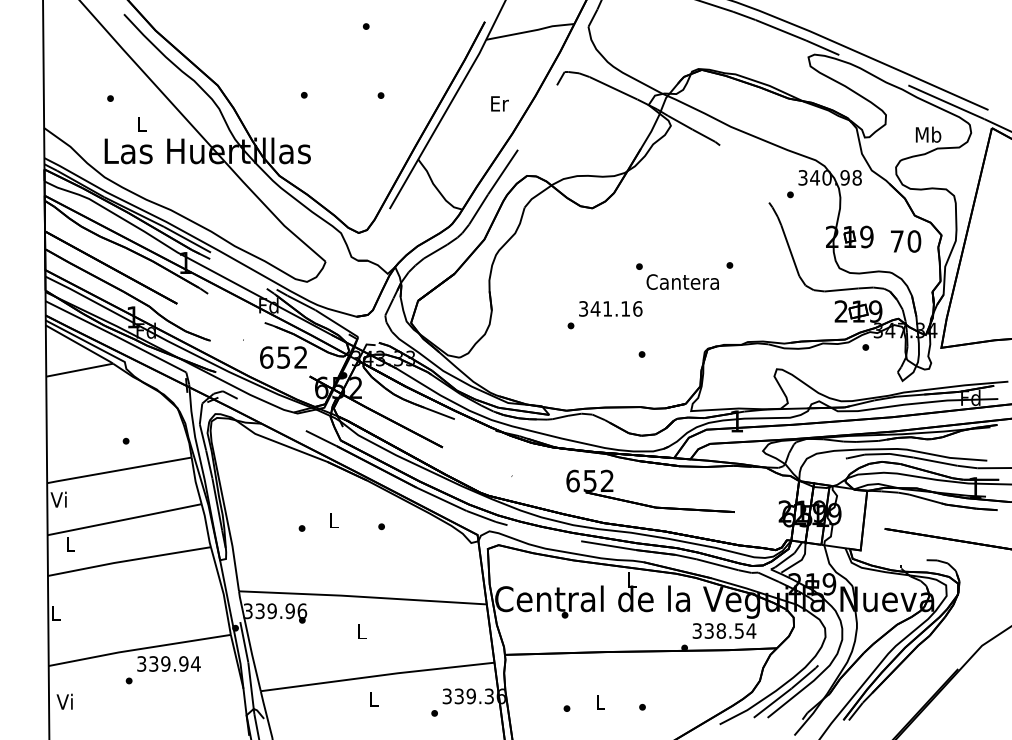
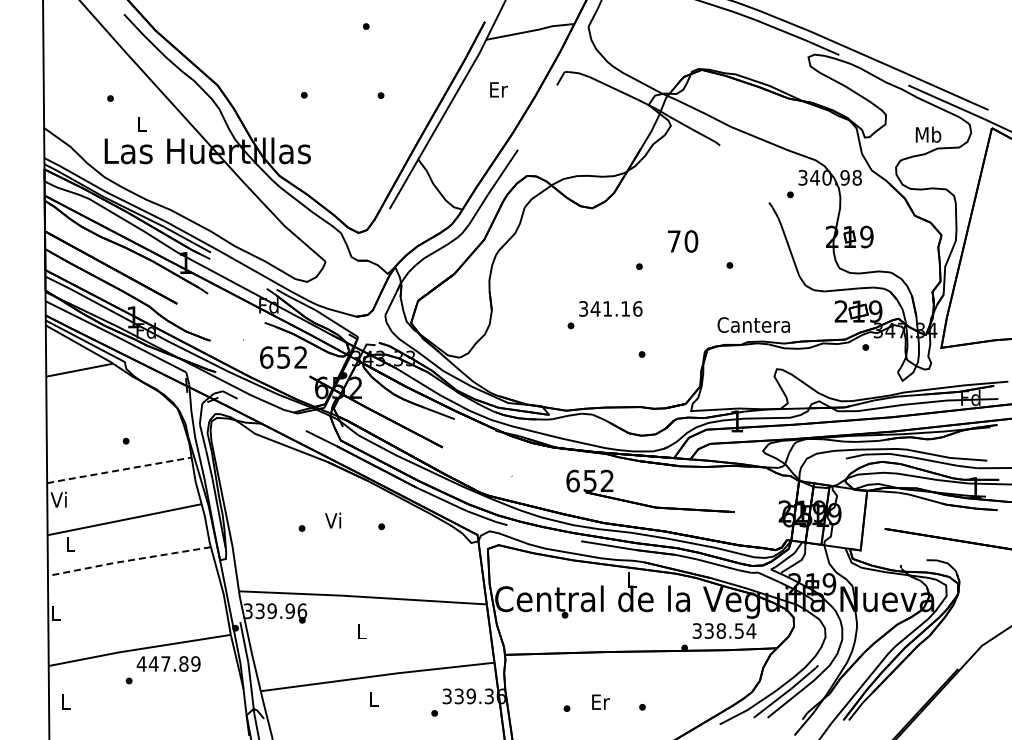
text position: (499, 103) -> (498, 89) (498, 89)
text position: (906, 241) -> (683, 241) (683, 241)
text position: (682, 281) -> (753, 324) (753, 324)
line: solid -> dashed (119, 470)
text: L -> Vi (333, 520)
line: solid -> dashed (128, 560)
text: 339.94 -> 447.89 (168, 663)
text: Vi -> L (64, 701)
text: L -> Er (600, 701)
